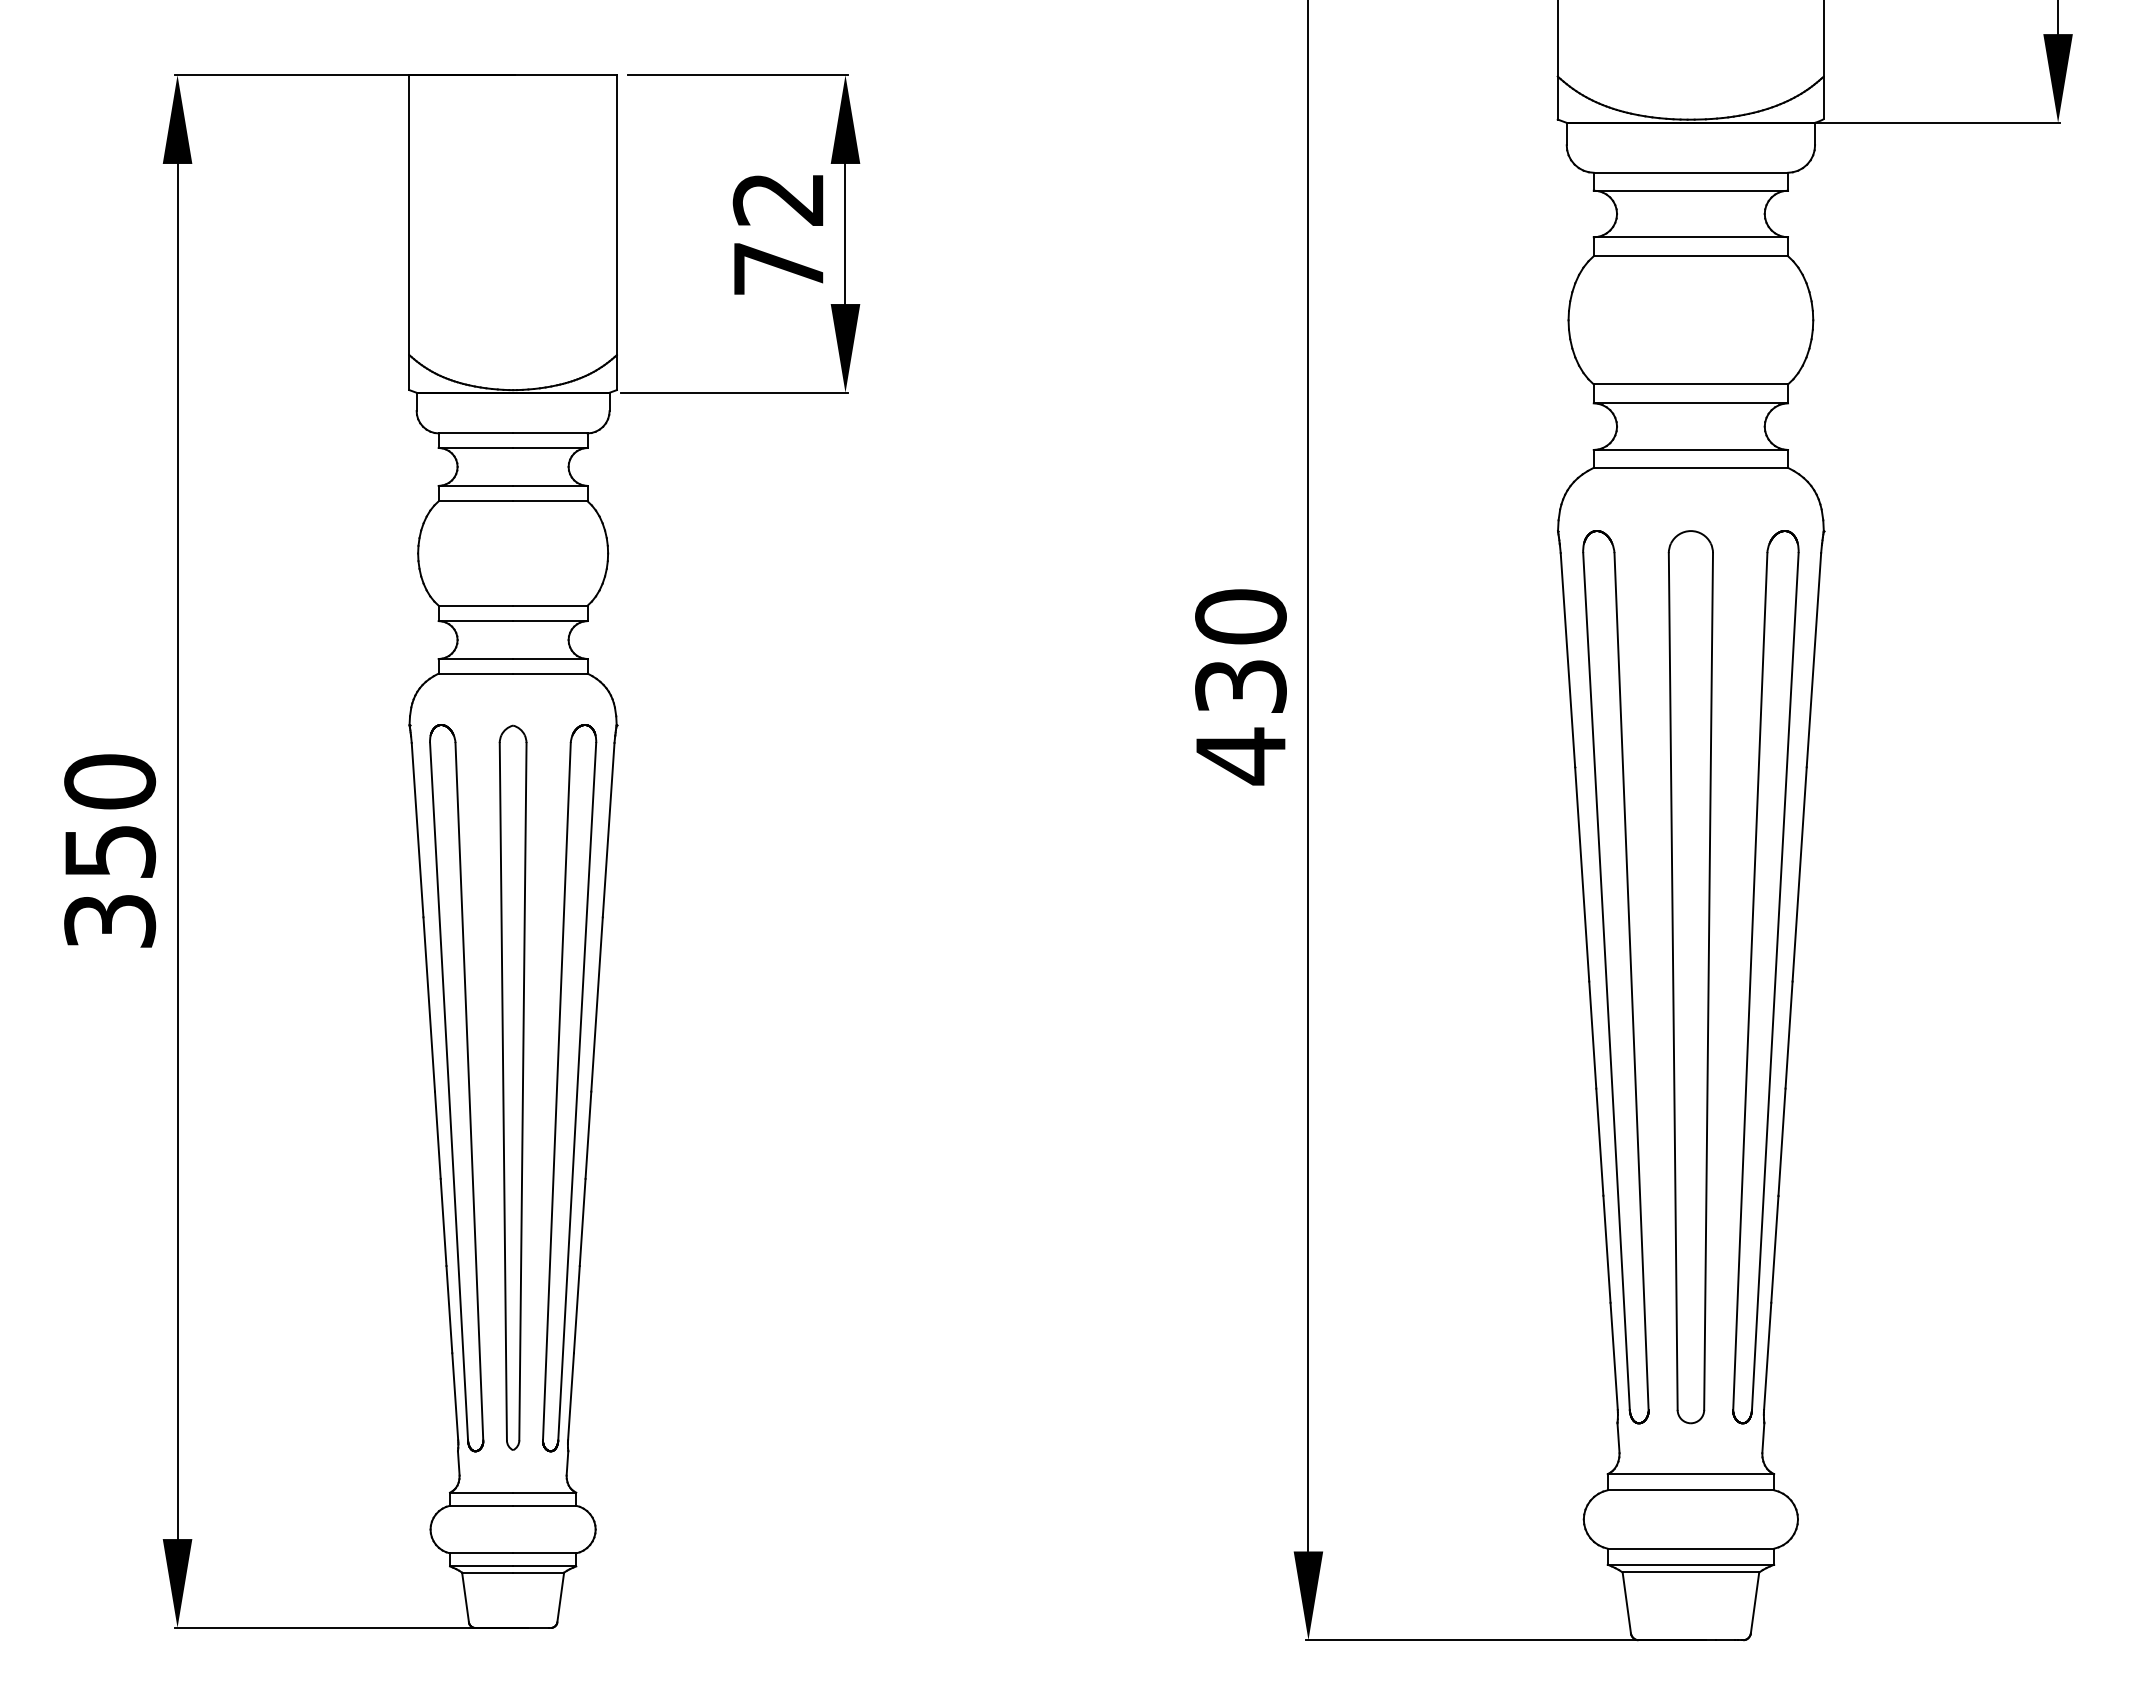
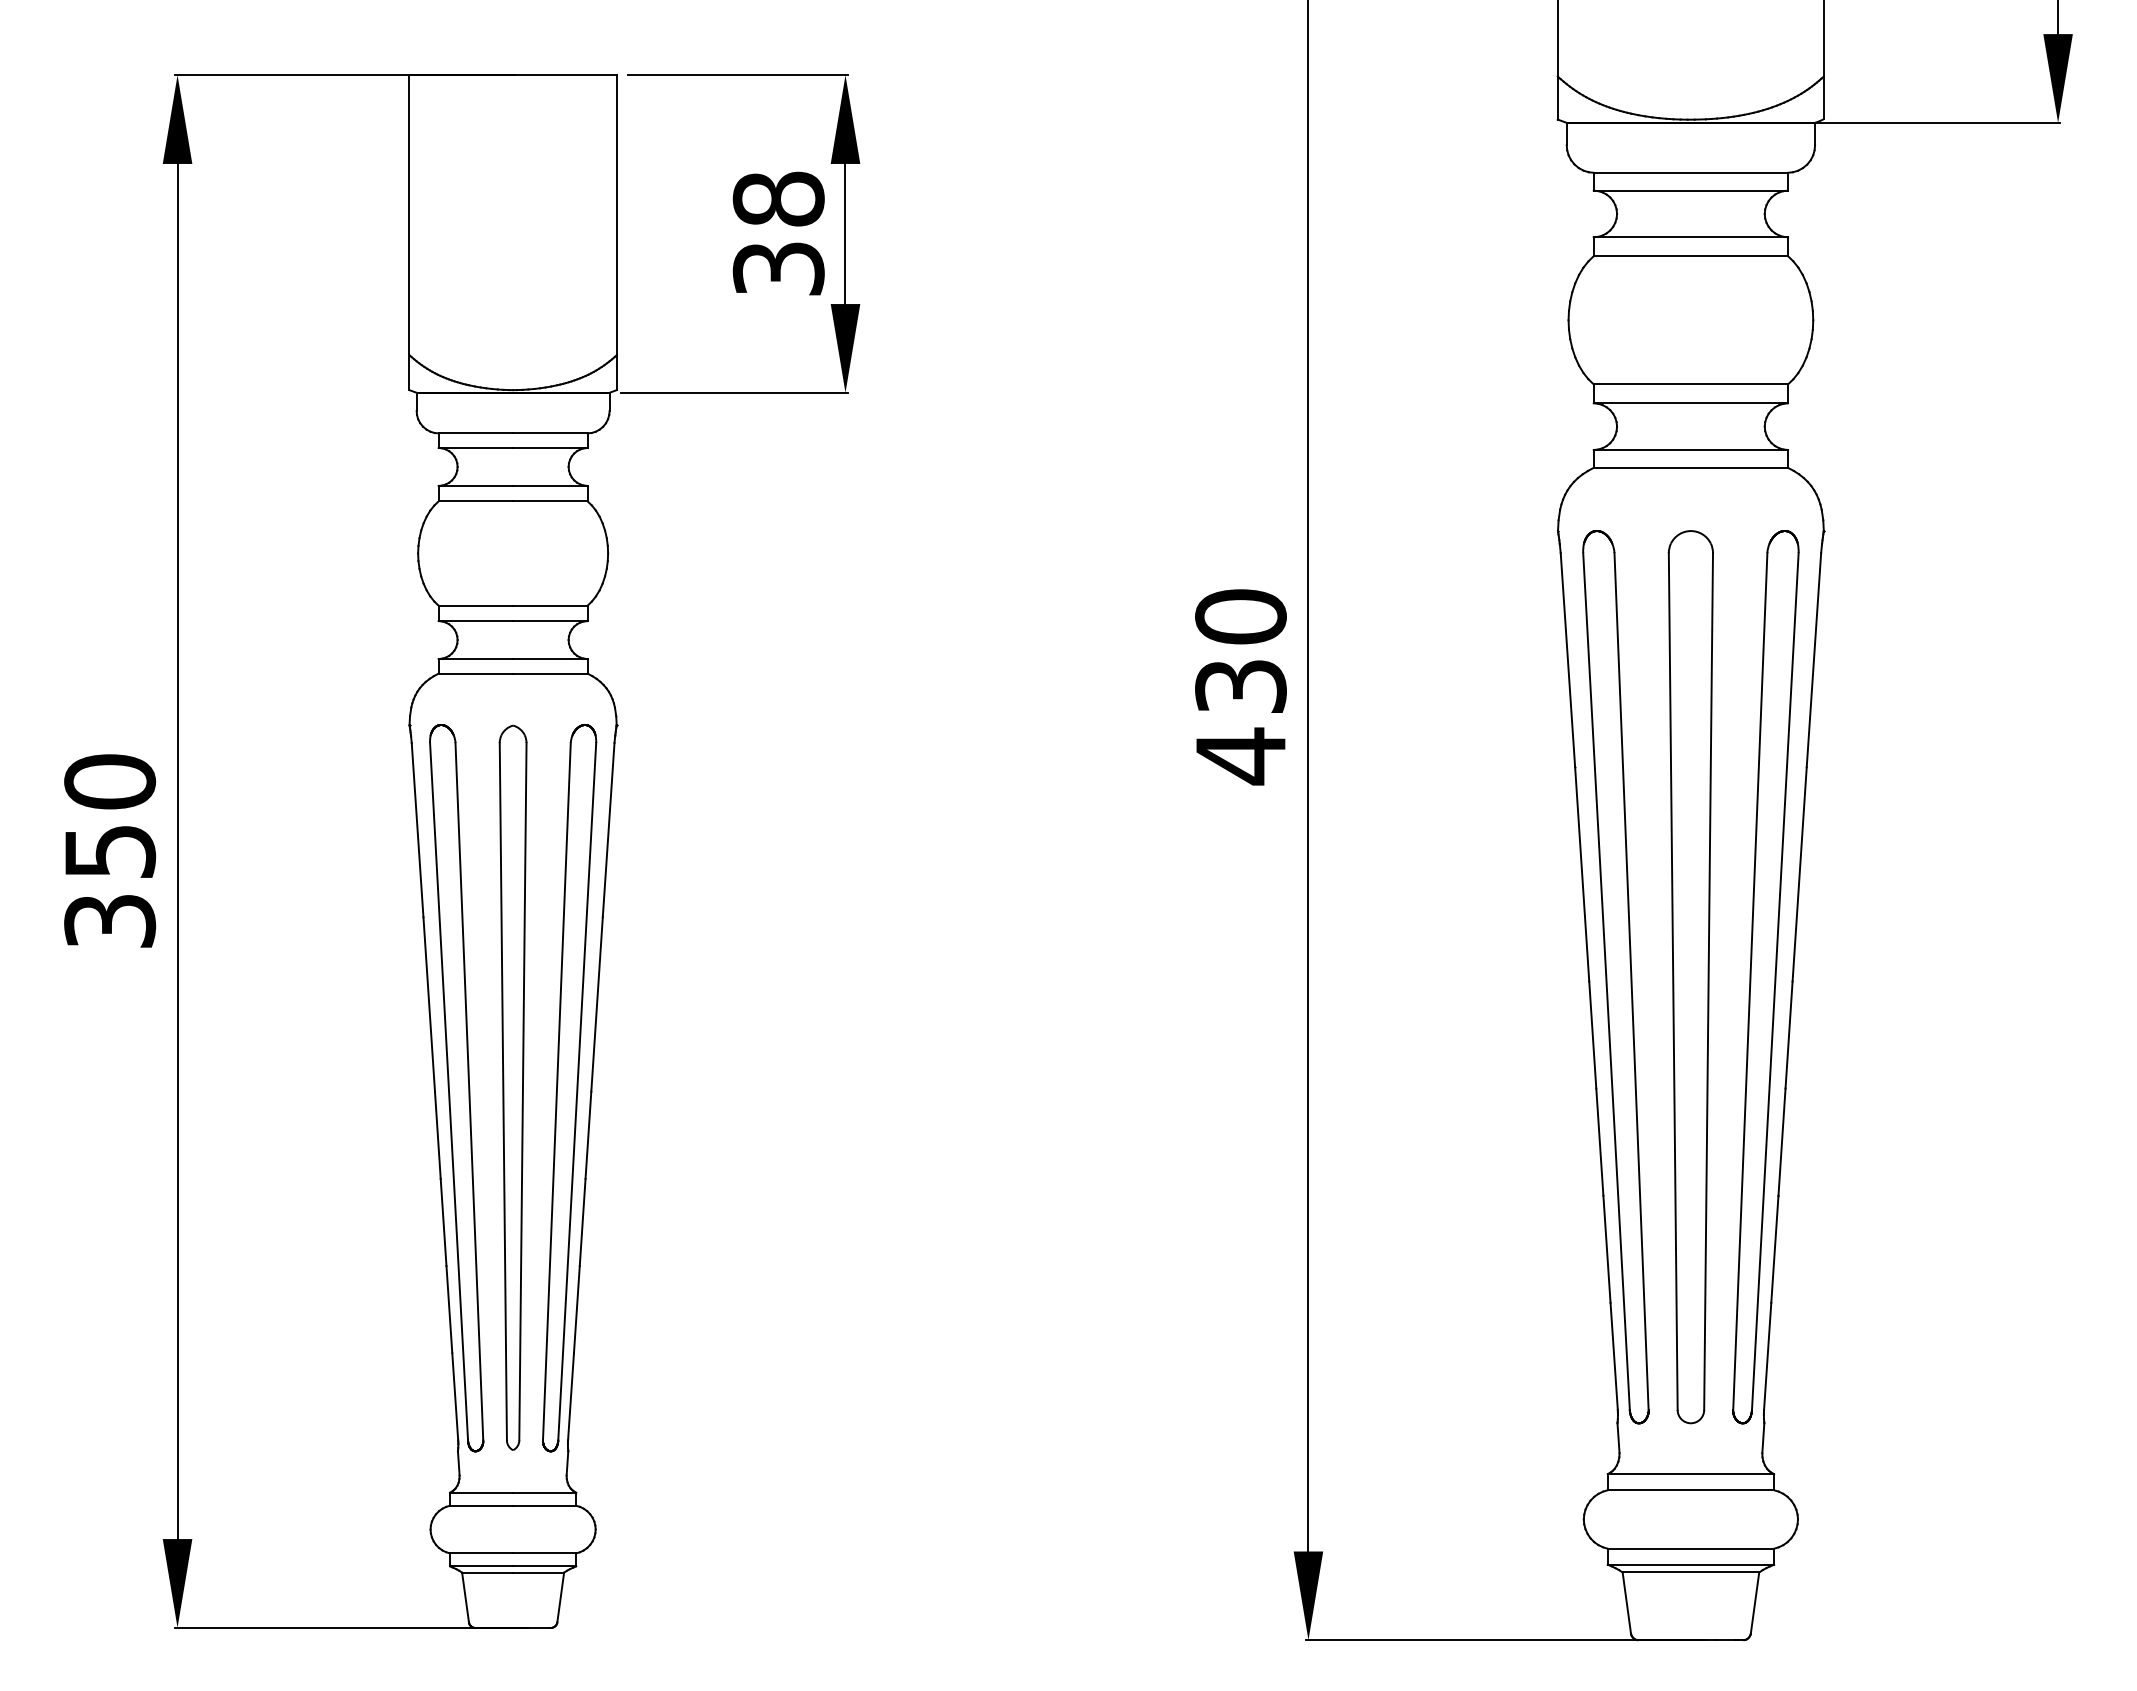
text: 72 -> 38 (778, 233)
